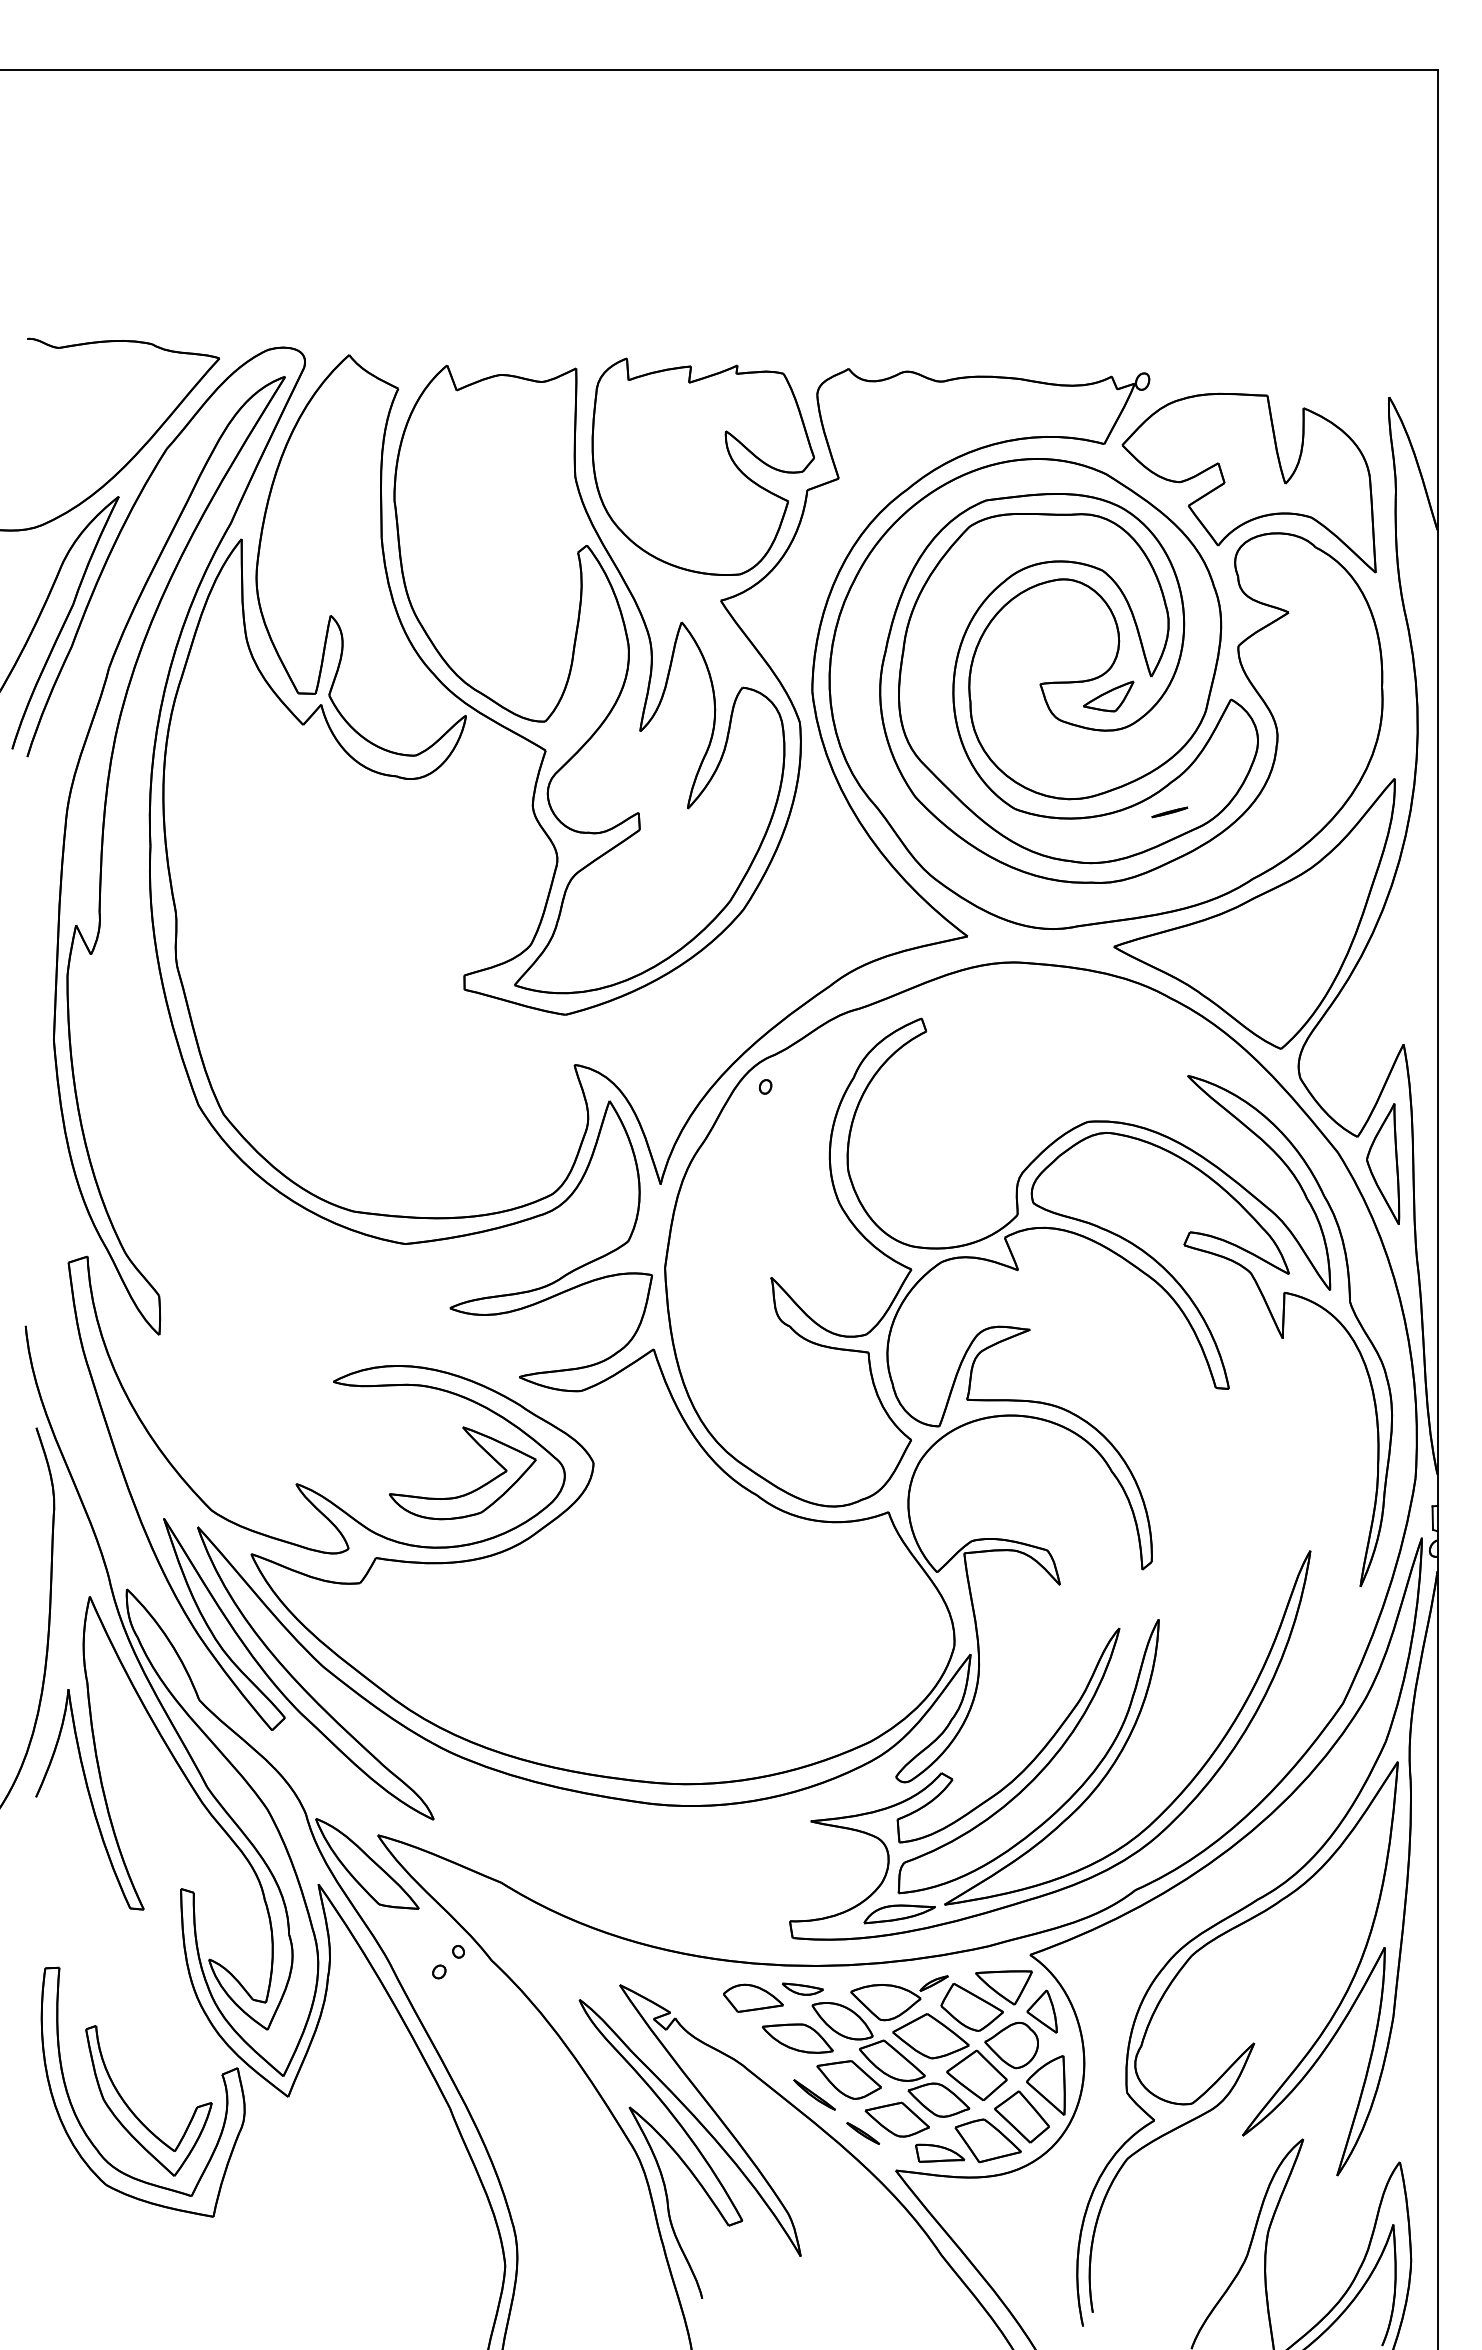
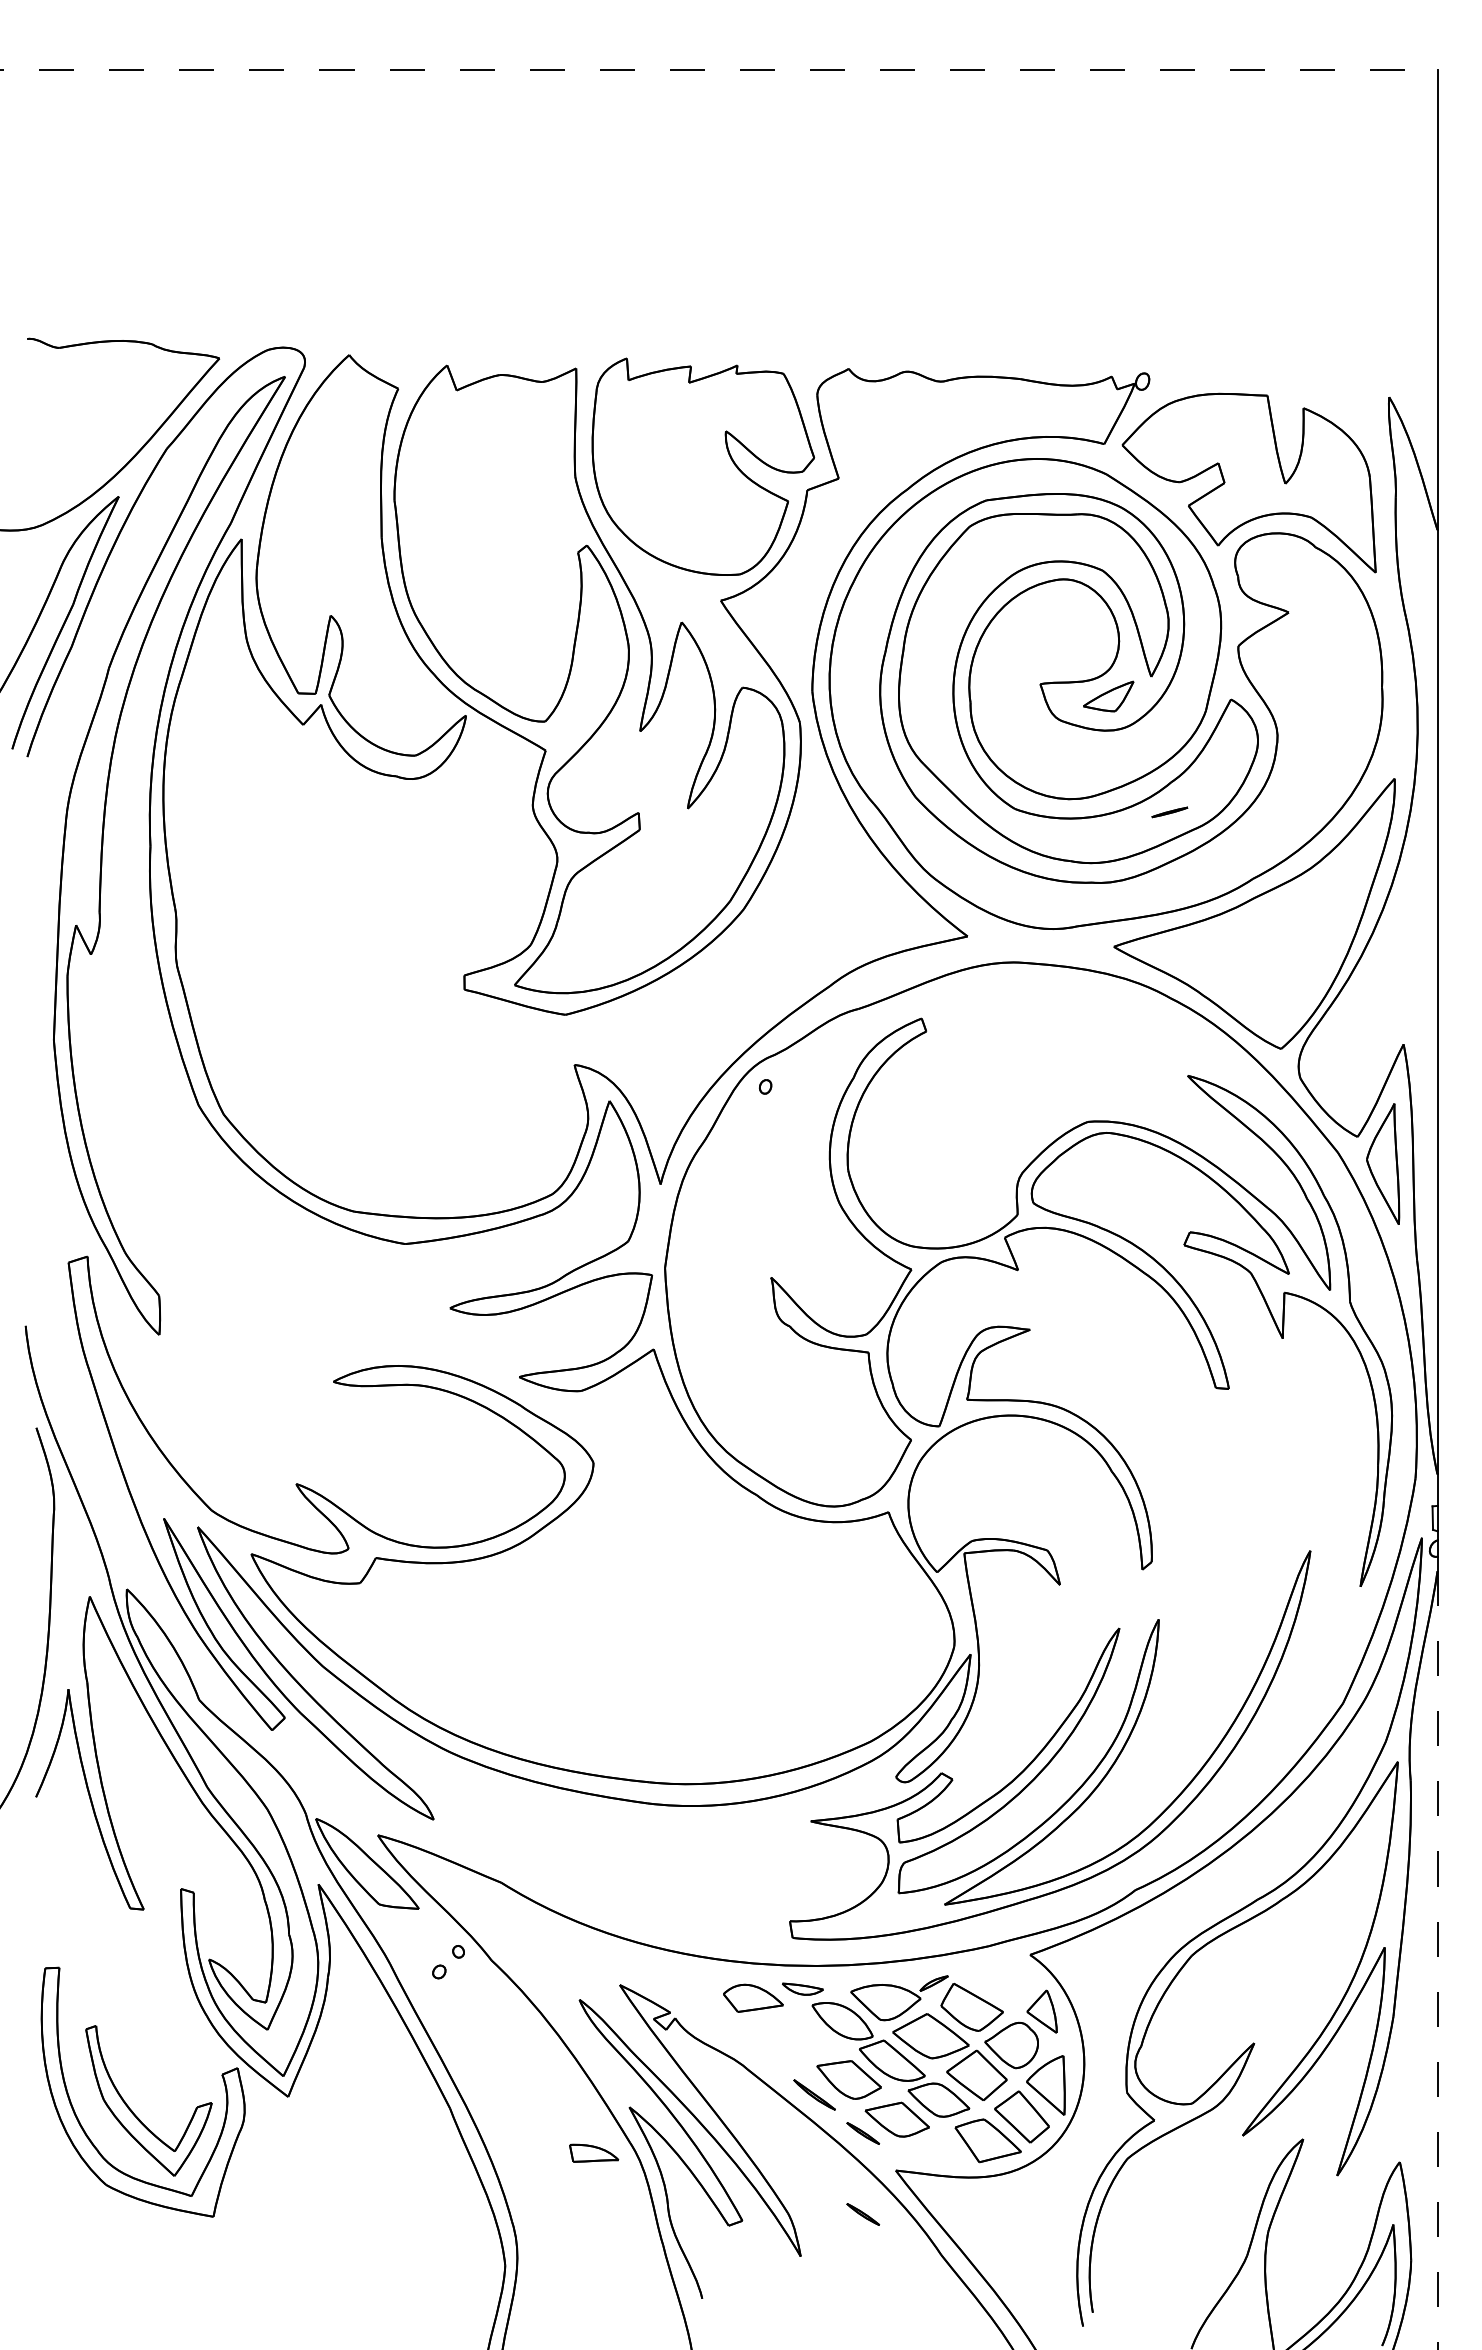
line: solid -> dashed (719, 70)
part: present -> none (470, 1491)
part: present -> none (899, 1914)
line: solid -> dashed (1437, 1961)
part: present -> none (1003, 1987)
part: present -> none (797, 2038)
part position: (940, 2152) -> (594, 2152) (594, 2152)
part: none -> present (863, 2214)
